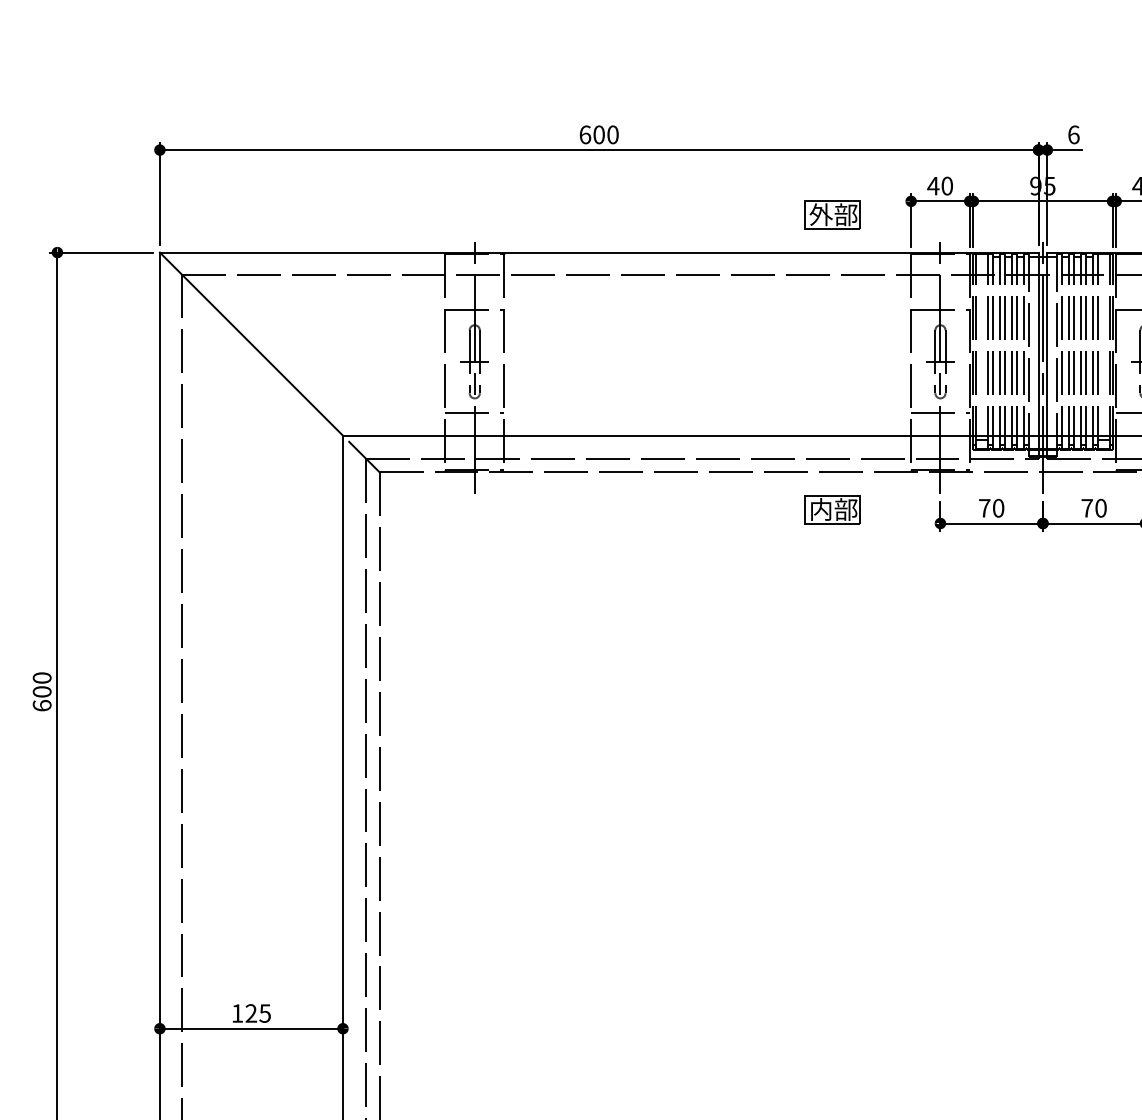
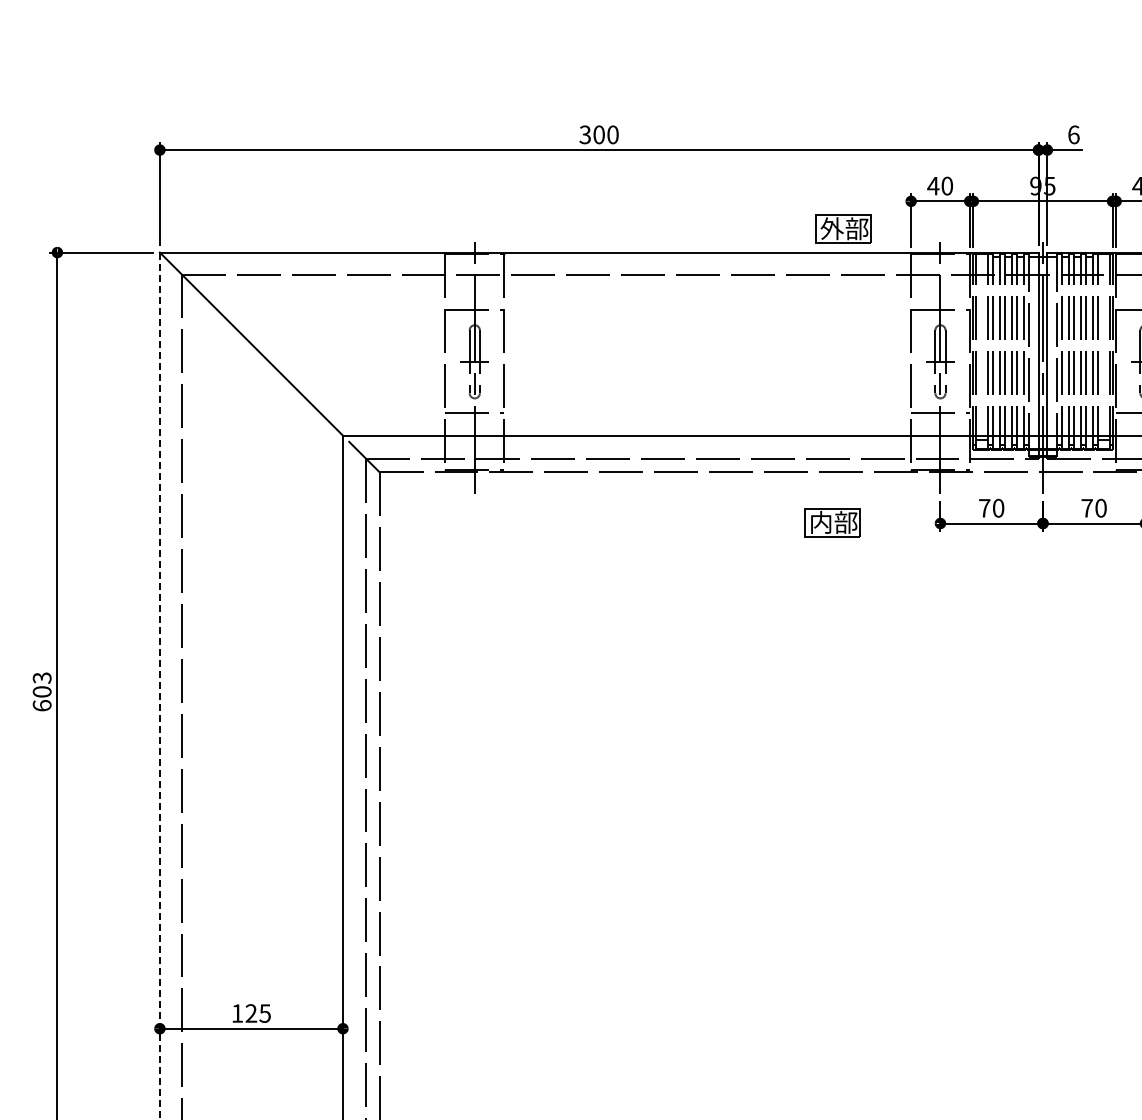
text: 600 -> 300 (585, 134)
part position: (832, 214) -> (843, 228) (843, 228)
part position: (832, 509) -> (832, 522) (832, 522)
text: 600 -> 603 (41, 677)
line: solid -> dashed (159, 686)
